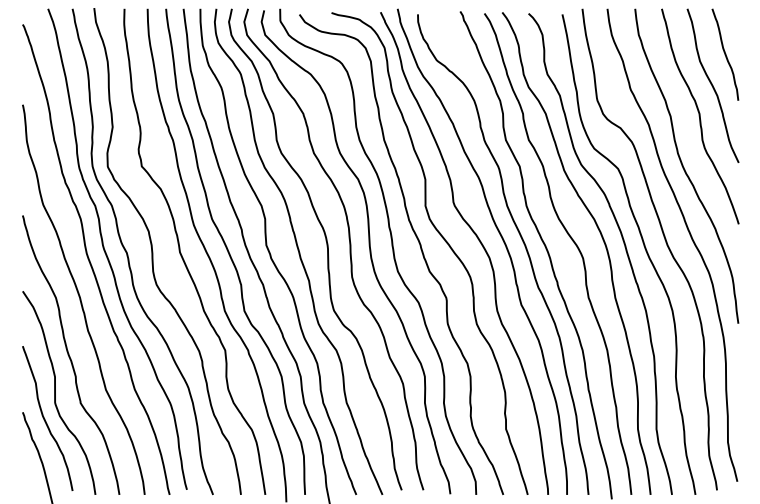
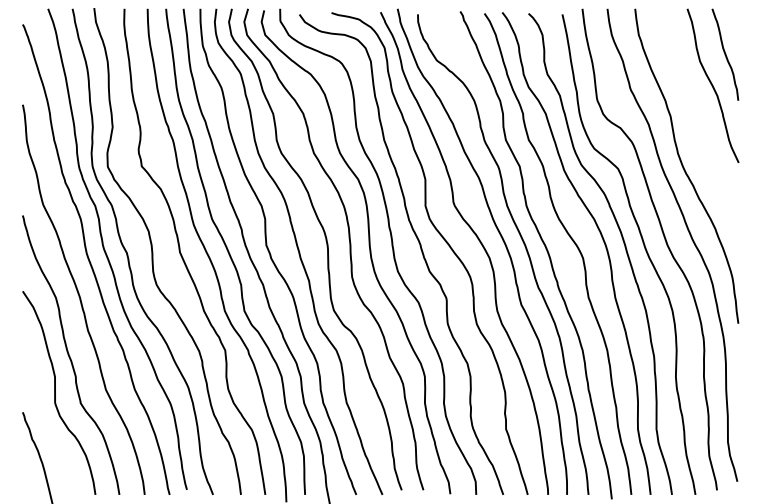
curve: present -> none (700, 116)
curve: present -> none (45, 419)
